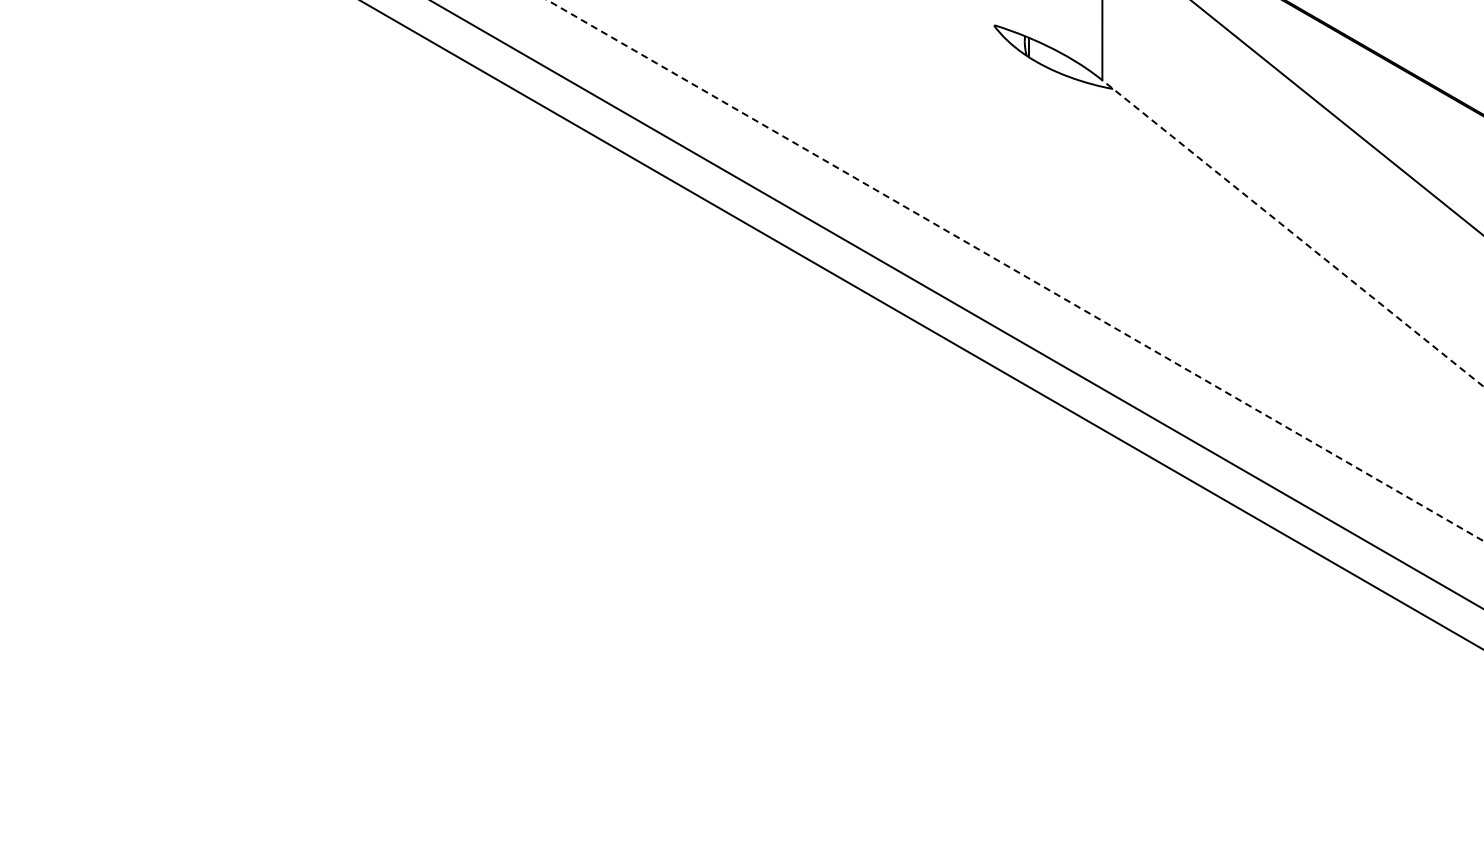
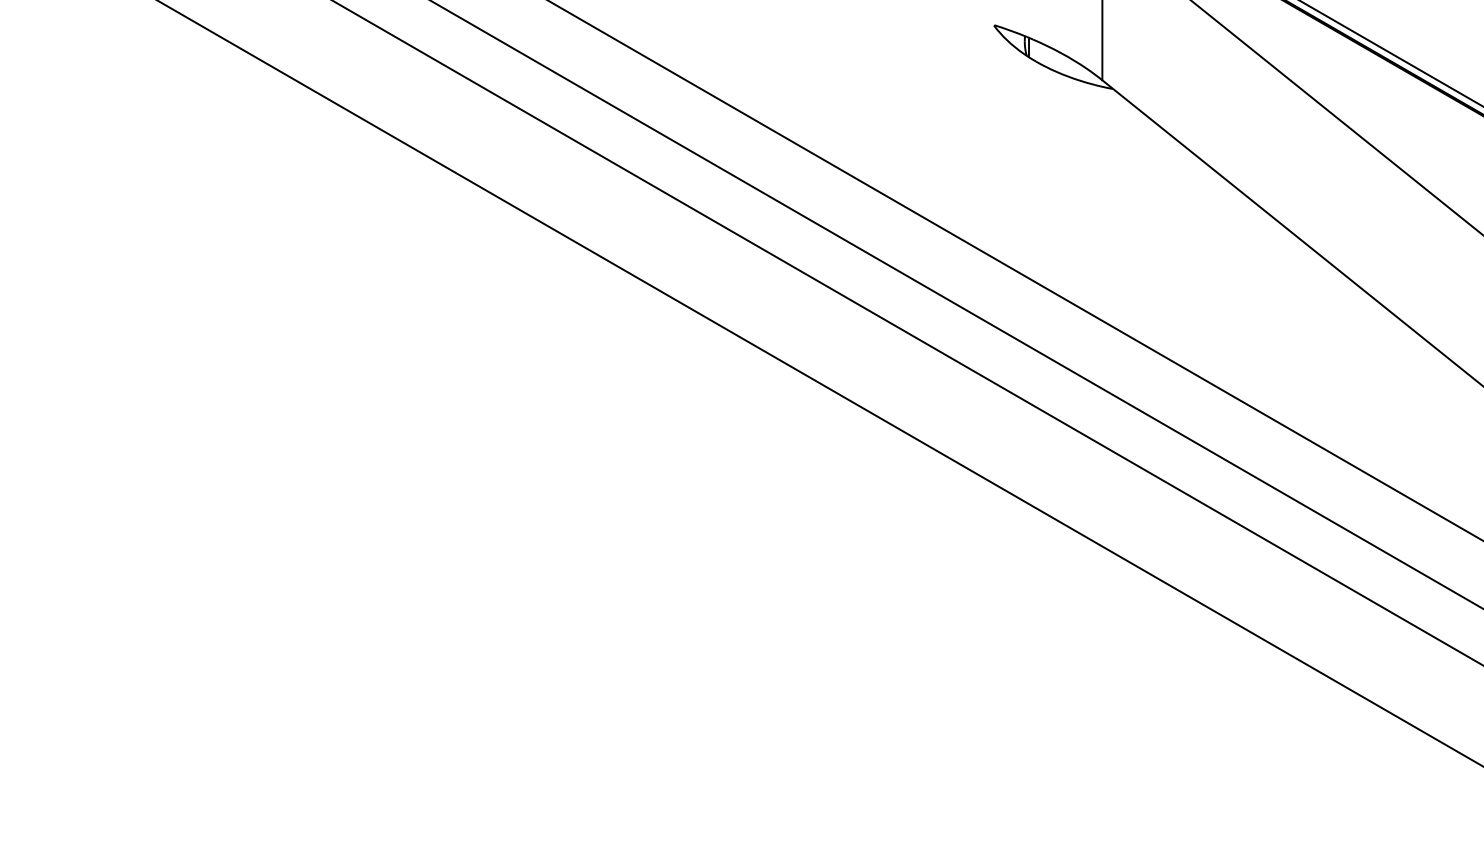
line: none -> present (1391, 53)
line: dashed -> solid (1292, 233)
line: dashed -> solid (1015, 270)
line position: (921, 325) -> (907, 333) (907, 333)
line: none -> present (820, 383)
